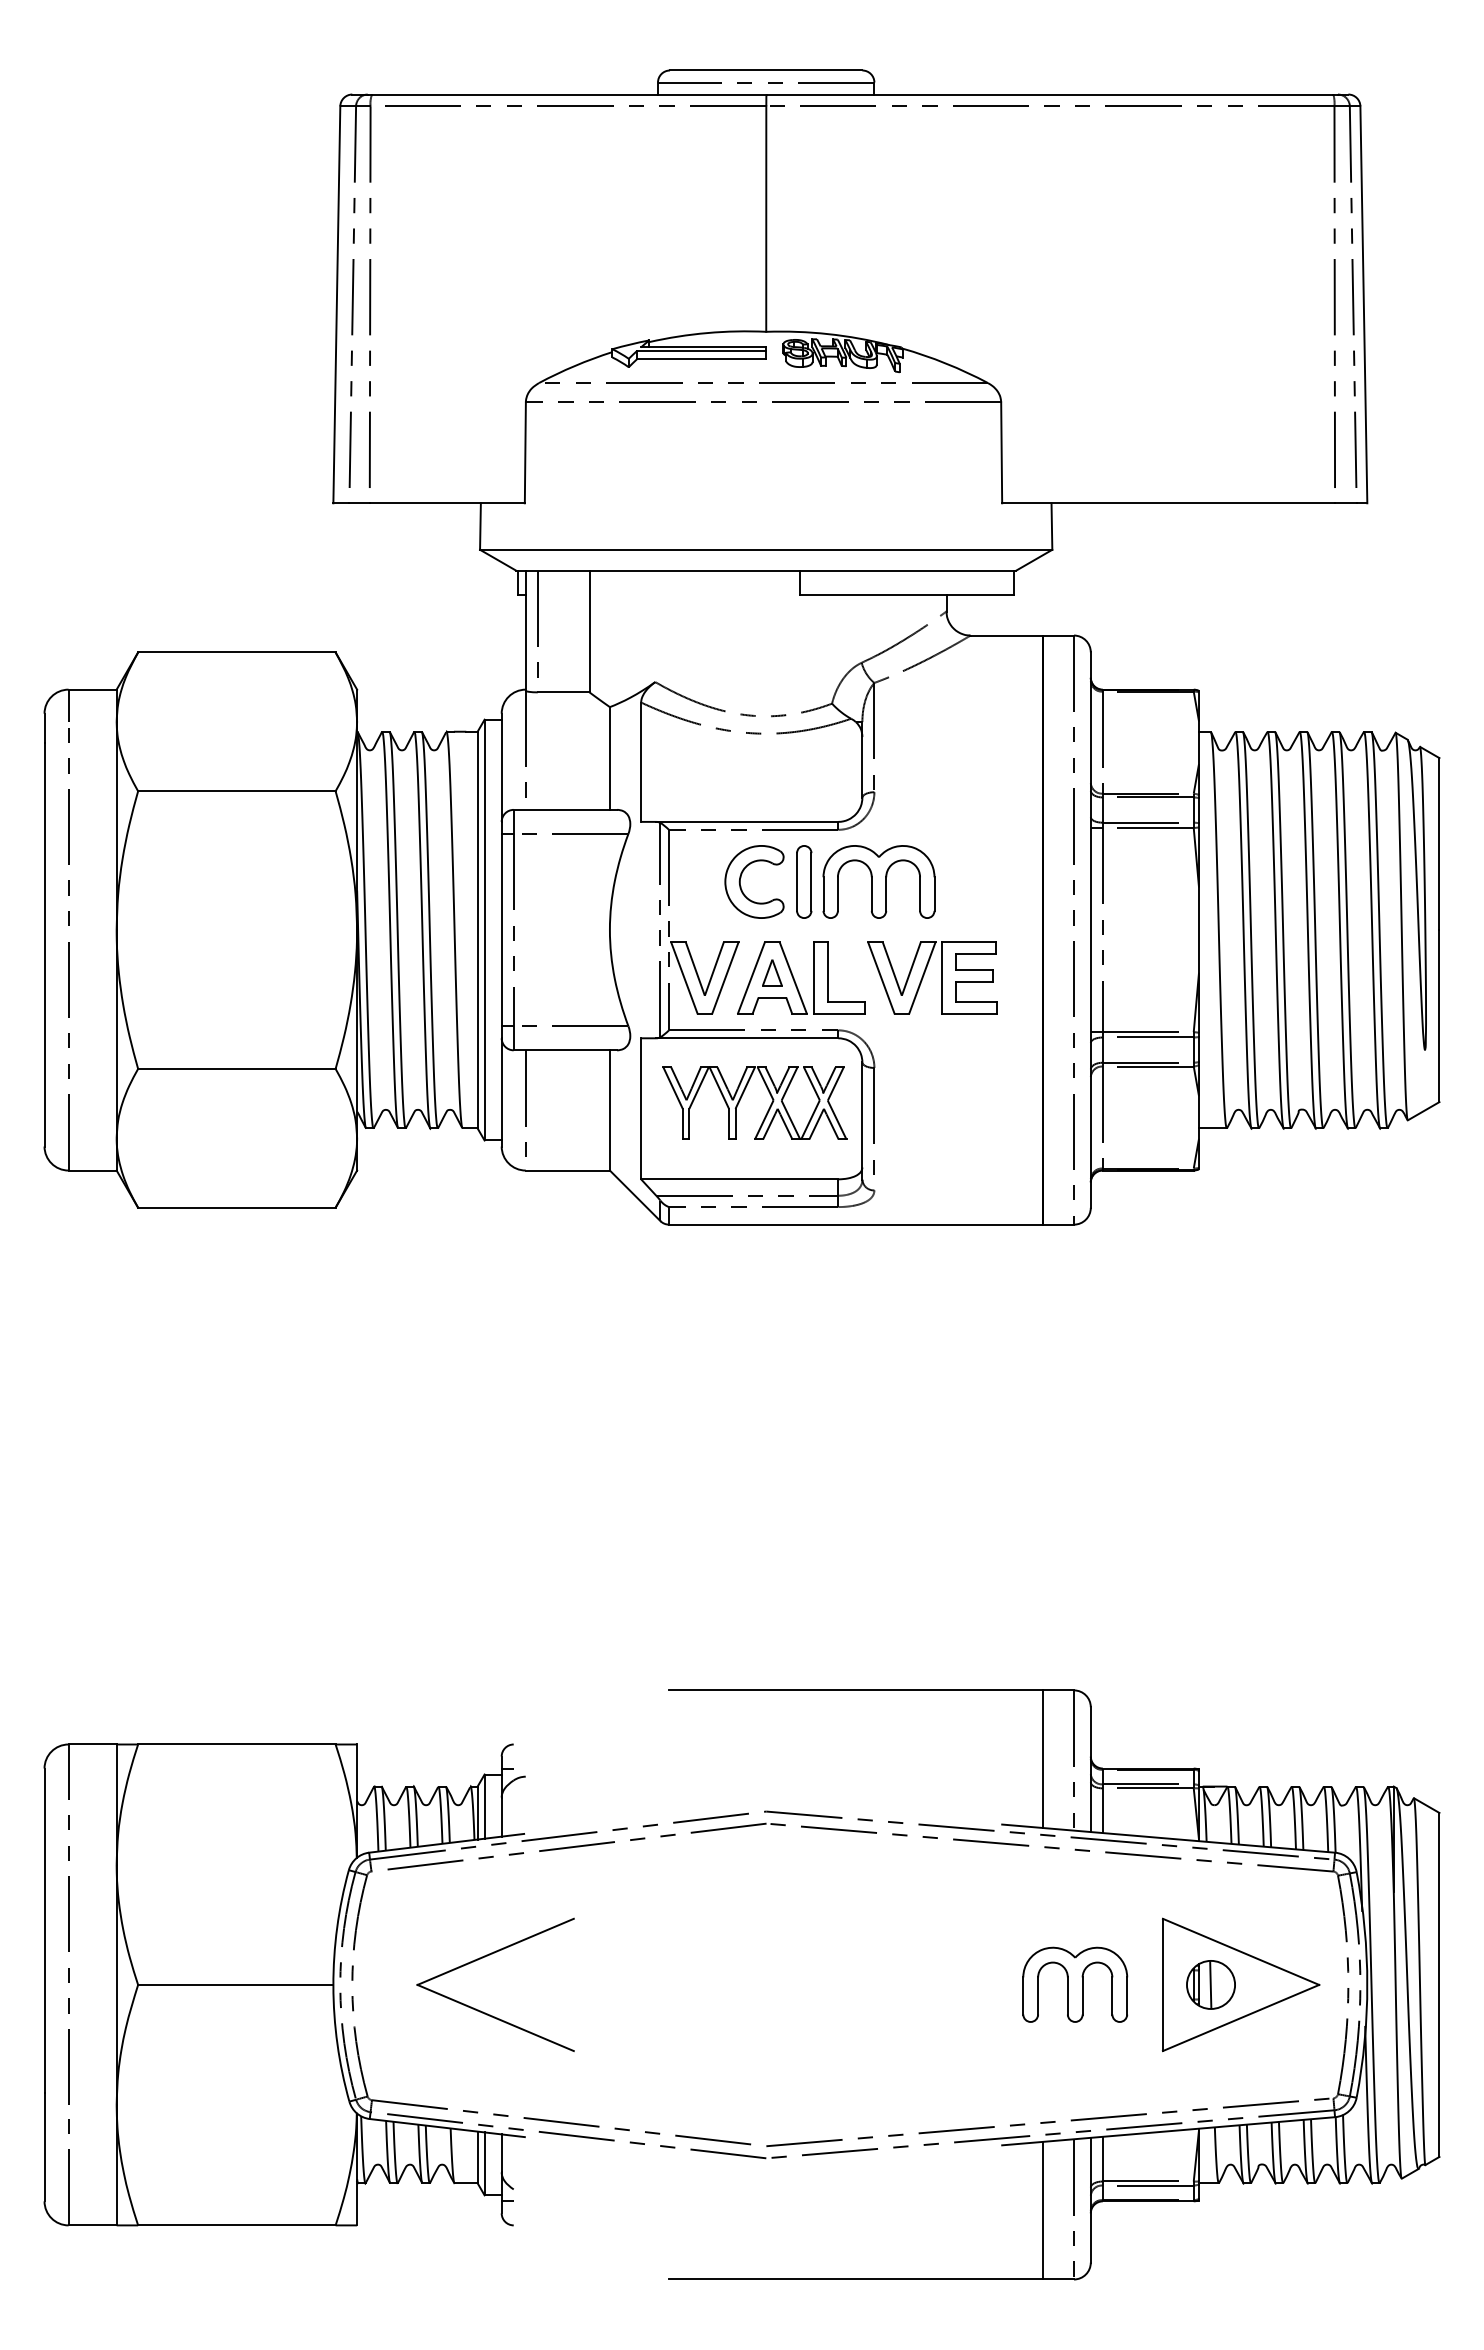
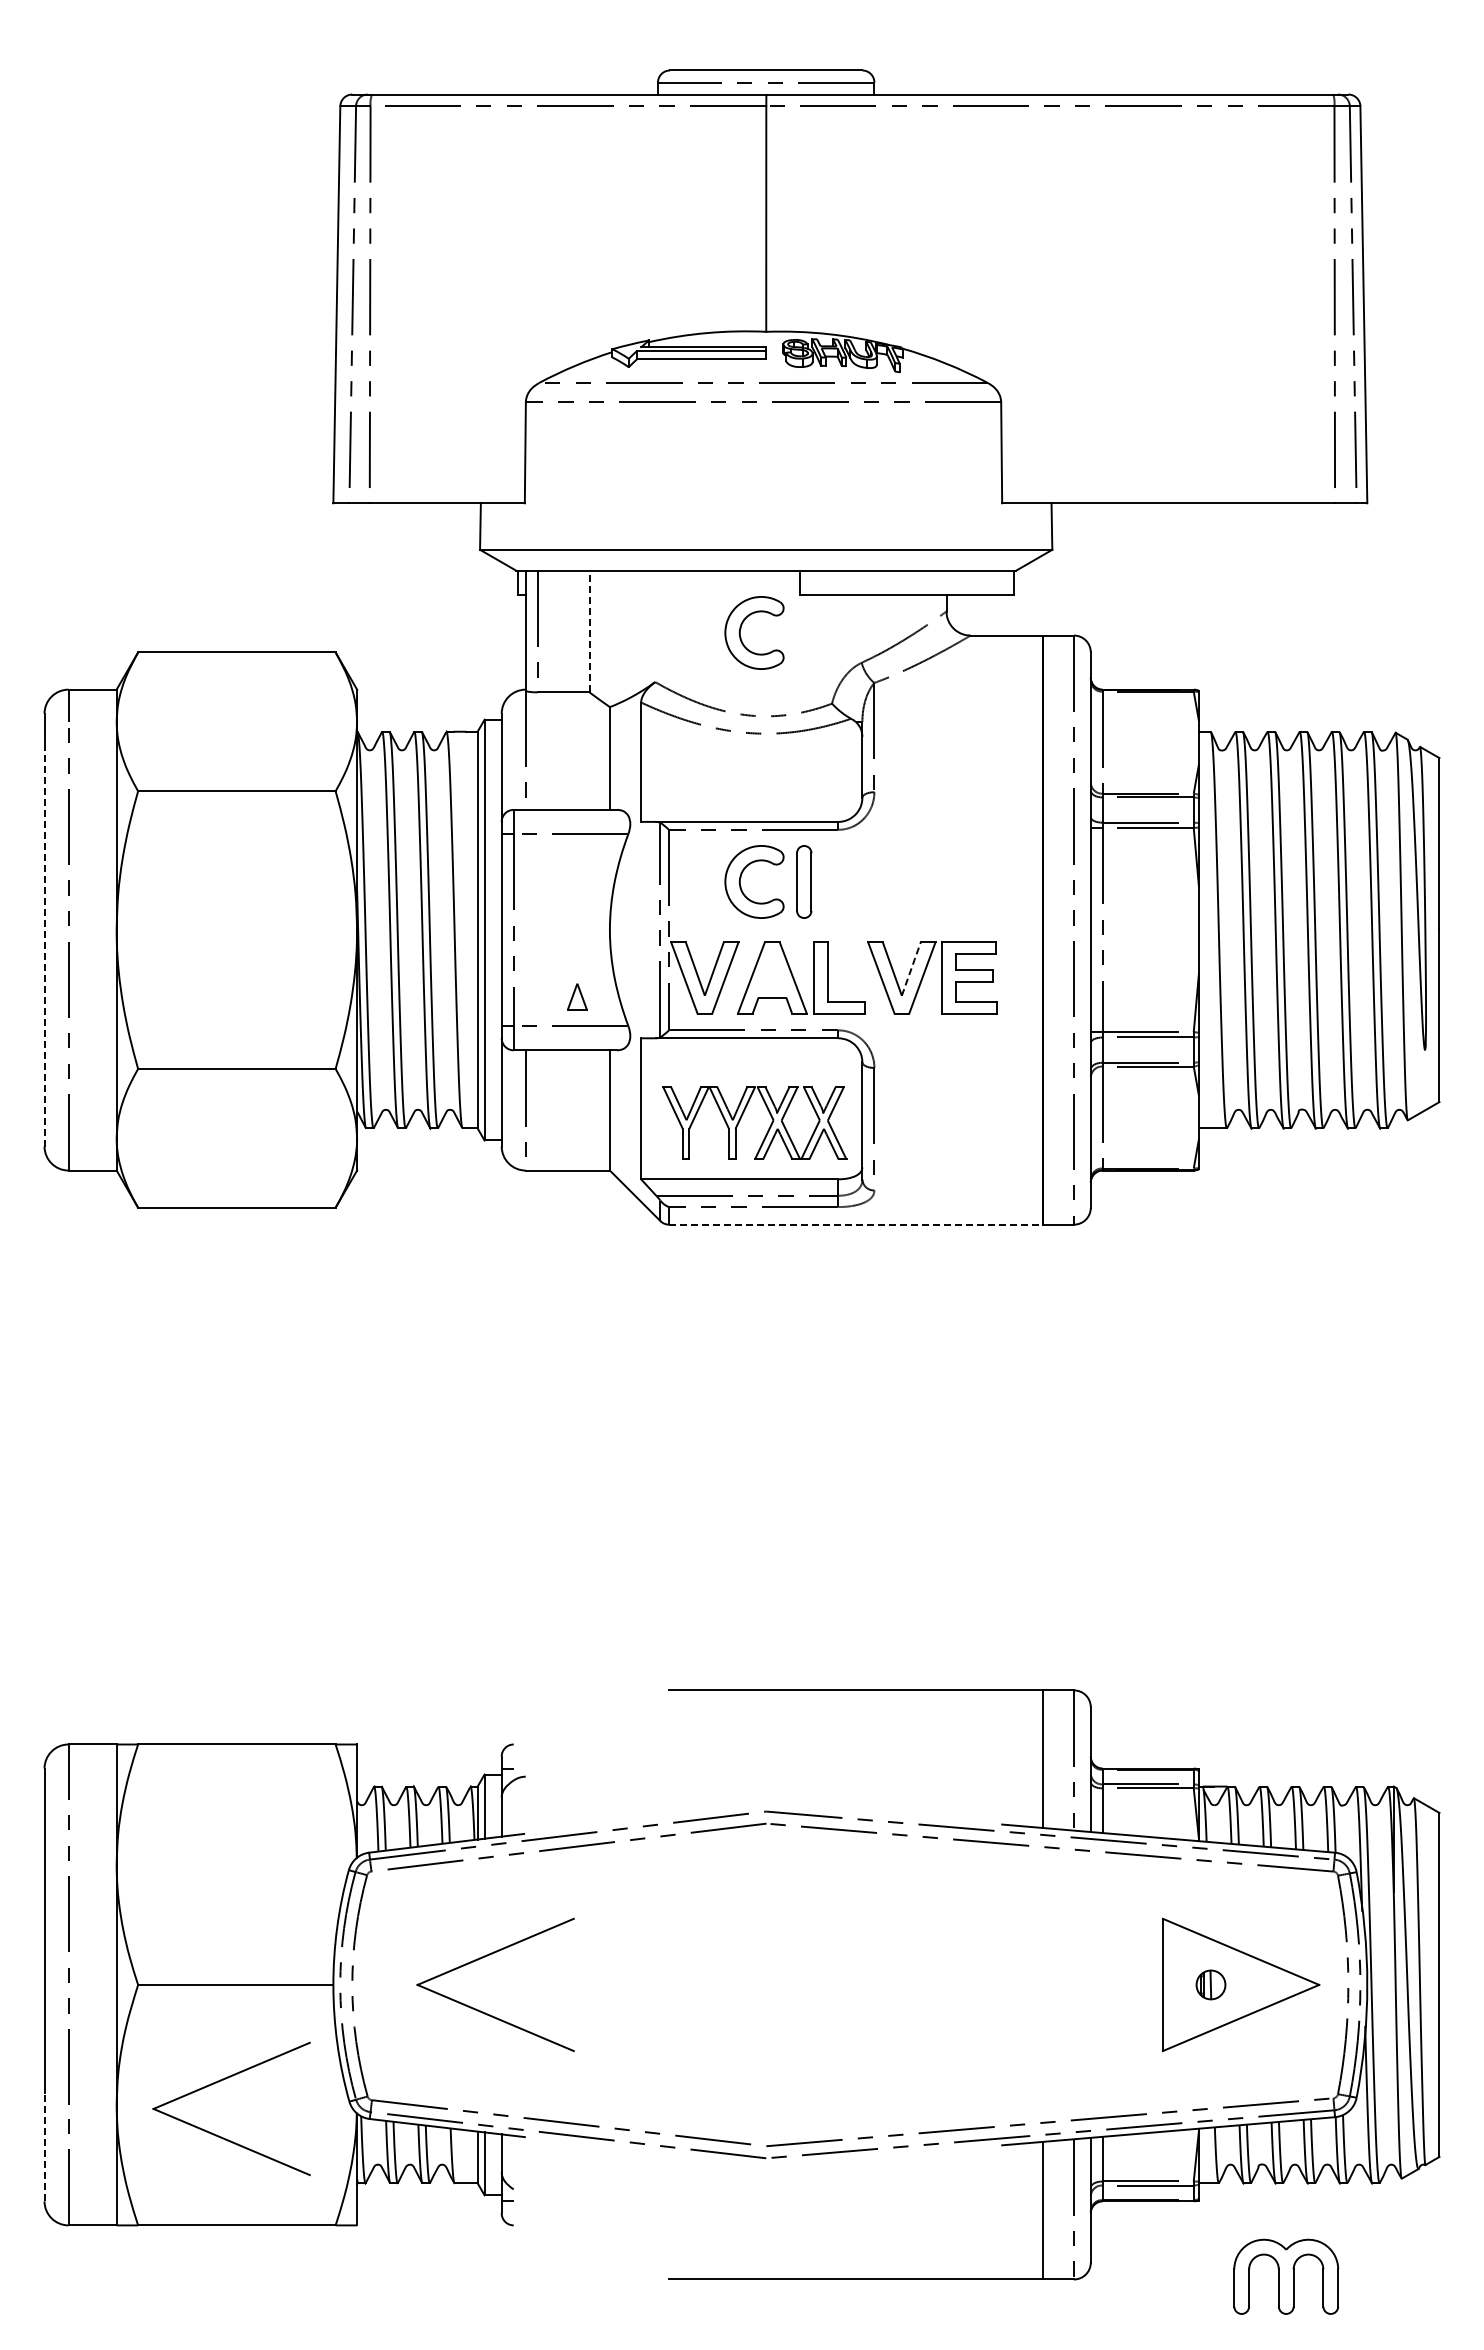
part: none -> present (741, 628)
line: solid -> dashed (589, 631)
part: present -> none (878, 881)
line: solid -> dashed (44, 944)
line: solid -> dashed (911, 968)
part position: (772, 972) -> (577, 996) (577, 996)
part position: (742, 1096) -> (742, 1116) (742, 1116)
line: solid -> dashed (855, 1224)
part position: (1075, 1984) -> (1286, 2276) (1286, 2276)
part size: 50x50 px -> 32x32 px (1210, 1984)
part: none -> present (221, 2081)
line: solid -> dashed (44, 2146)
